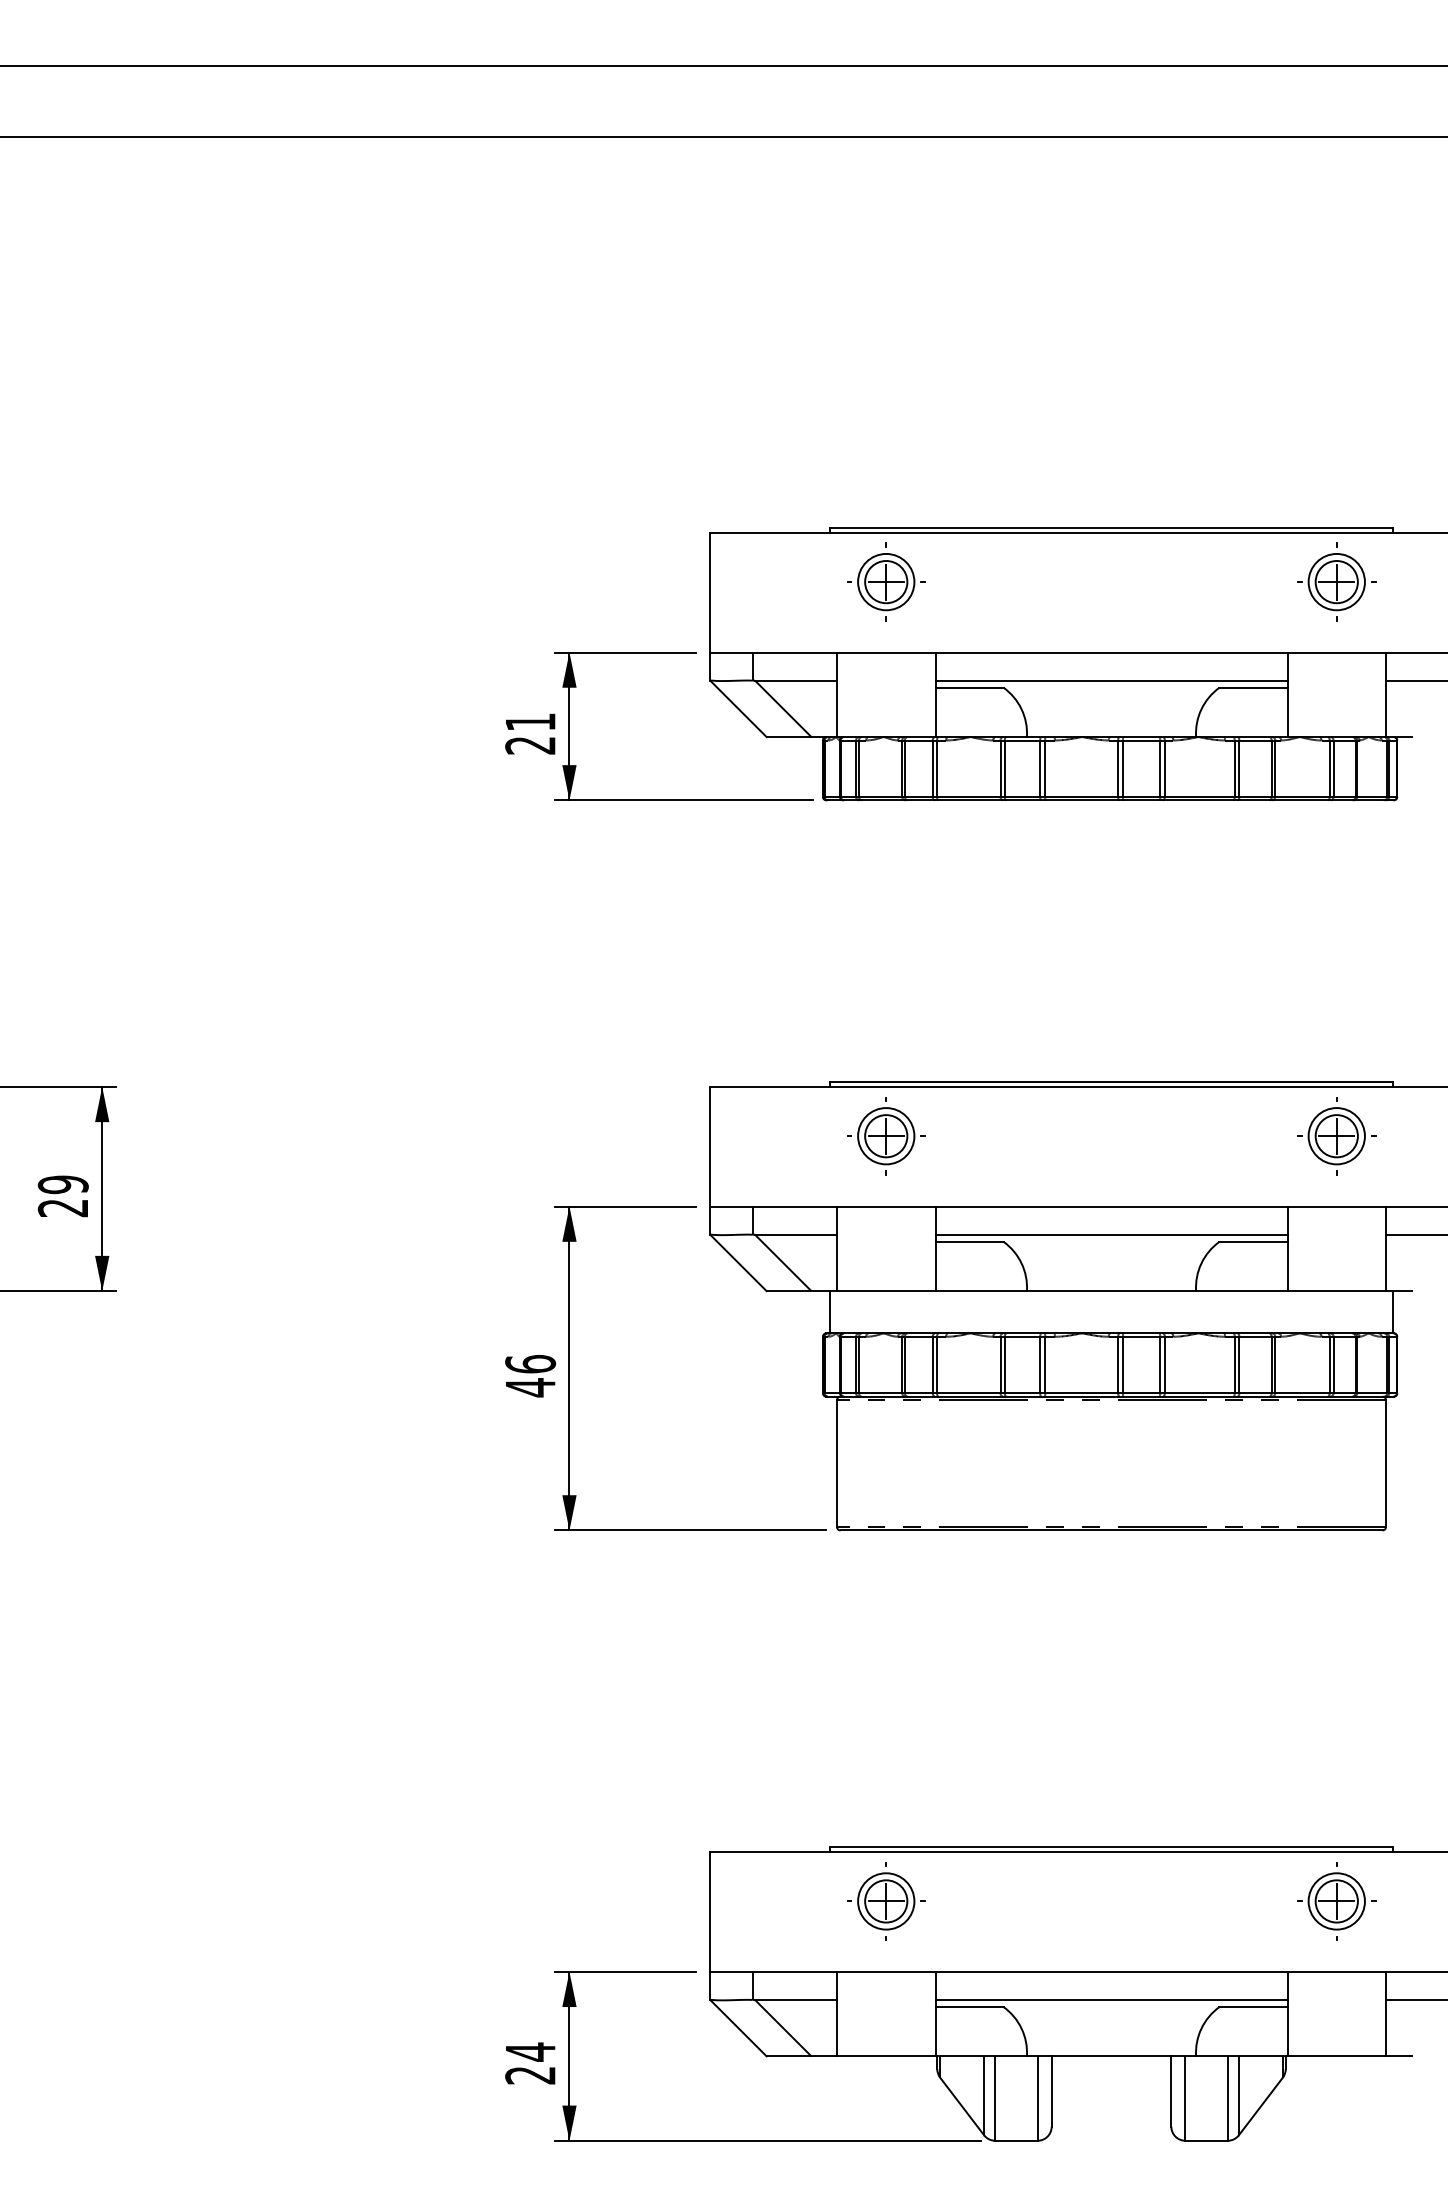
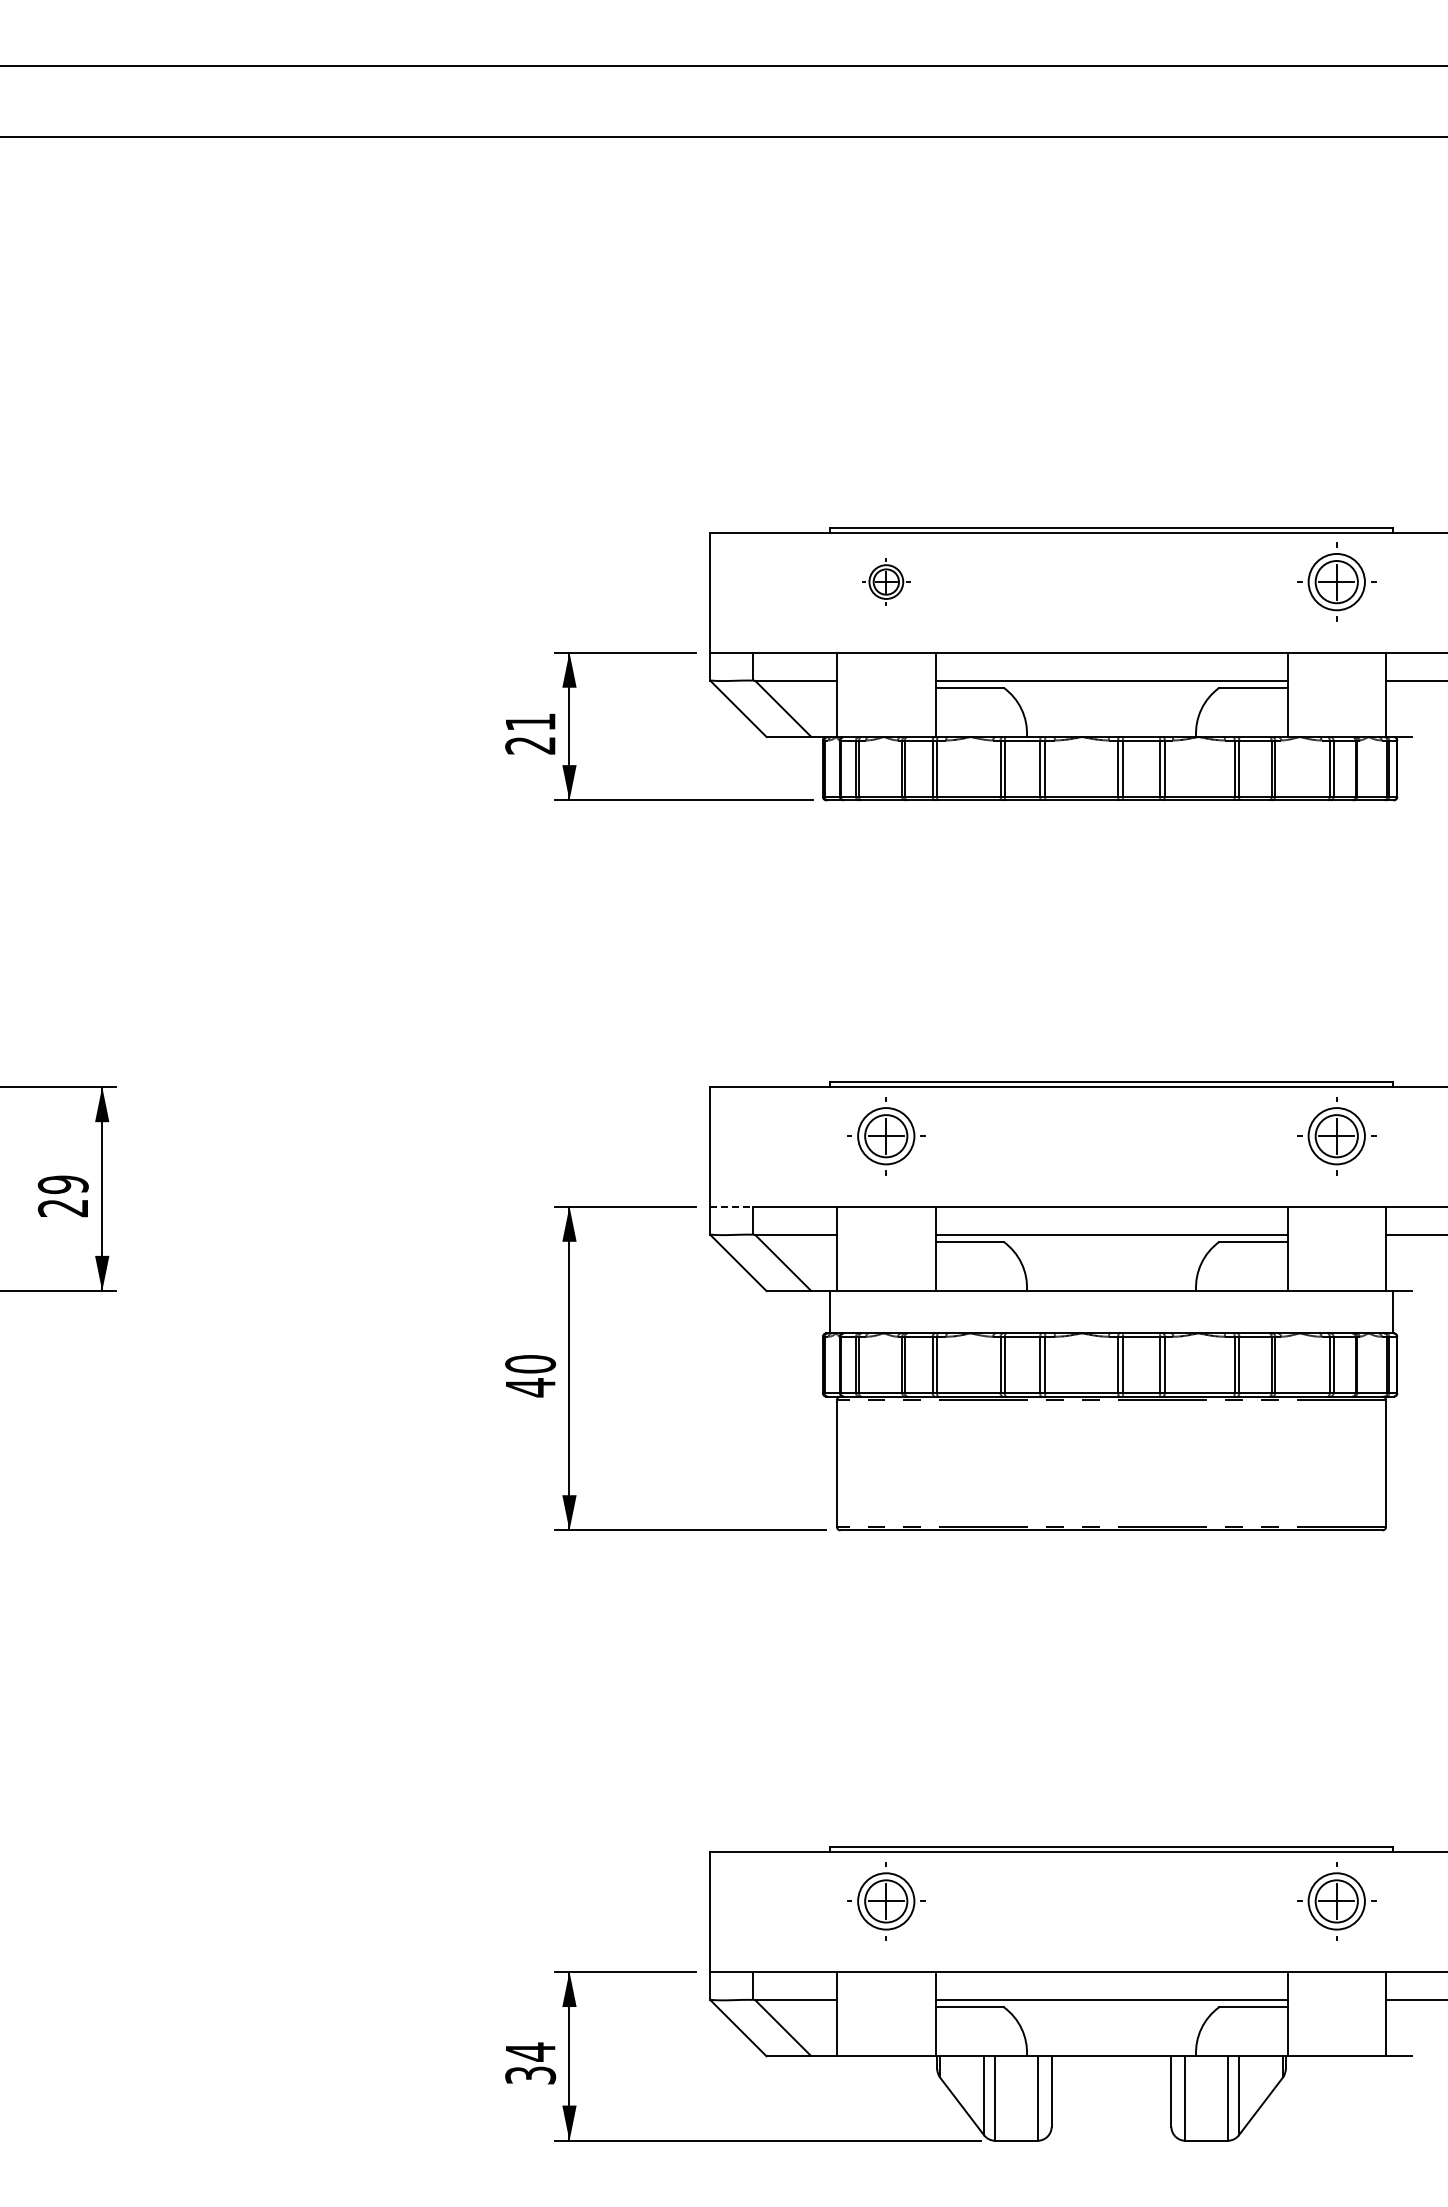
part size: 79x80 px -> 49x48 px (886, 581)
line: solid -> dashed (731, 1206)
text: 46 -> 40 (530, 1363)
text: 24 -> 34 (530, 2075)
